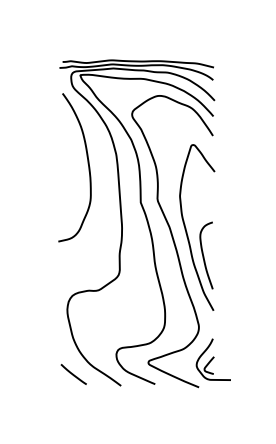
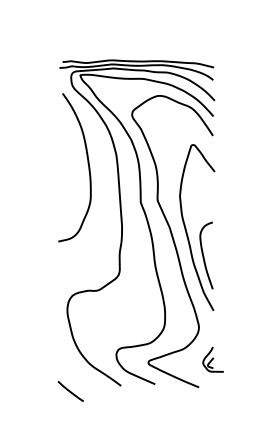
part size: 36x43 px -> 22x27 px (212, 359)
line position: (73, 374) -> (70, 391) (70, 391)
